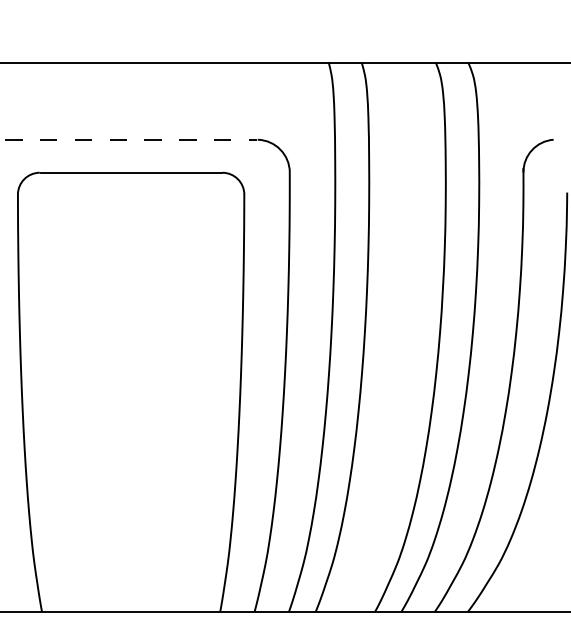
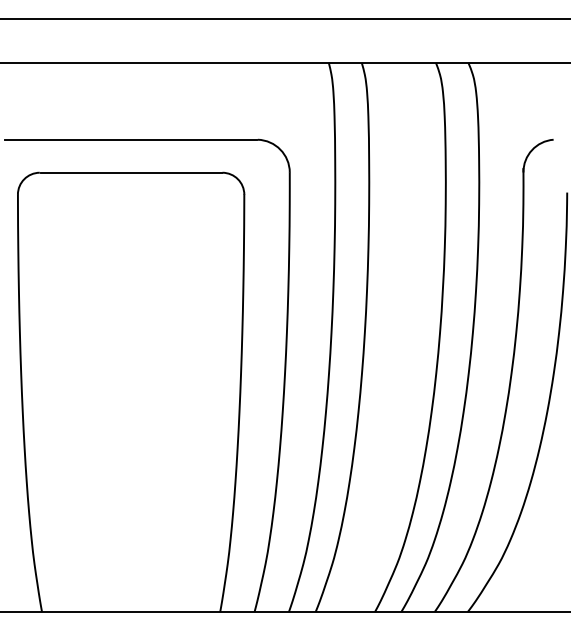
line: none -> present (284, 18)
line: dashed -> solid (131, 139)
